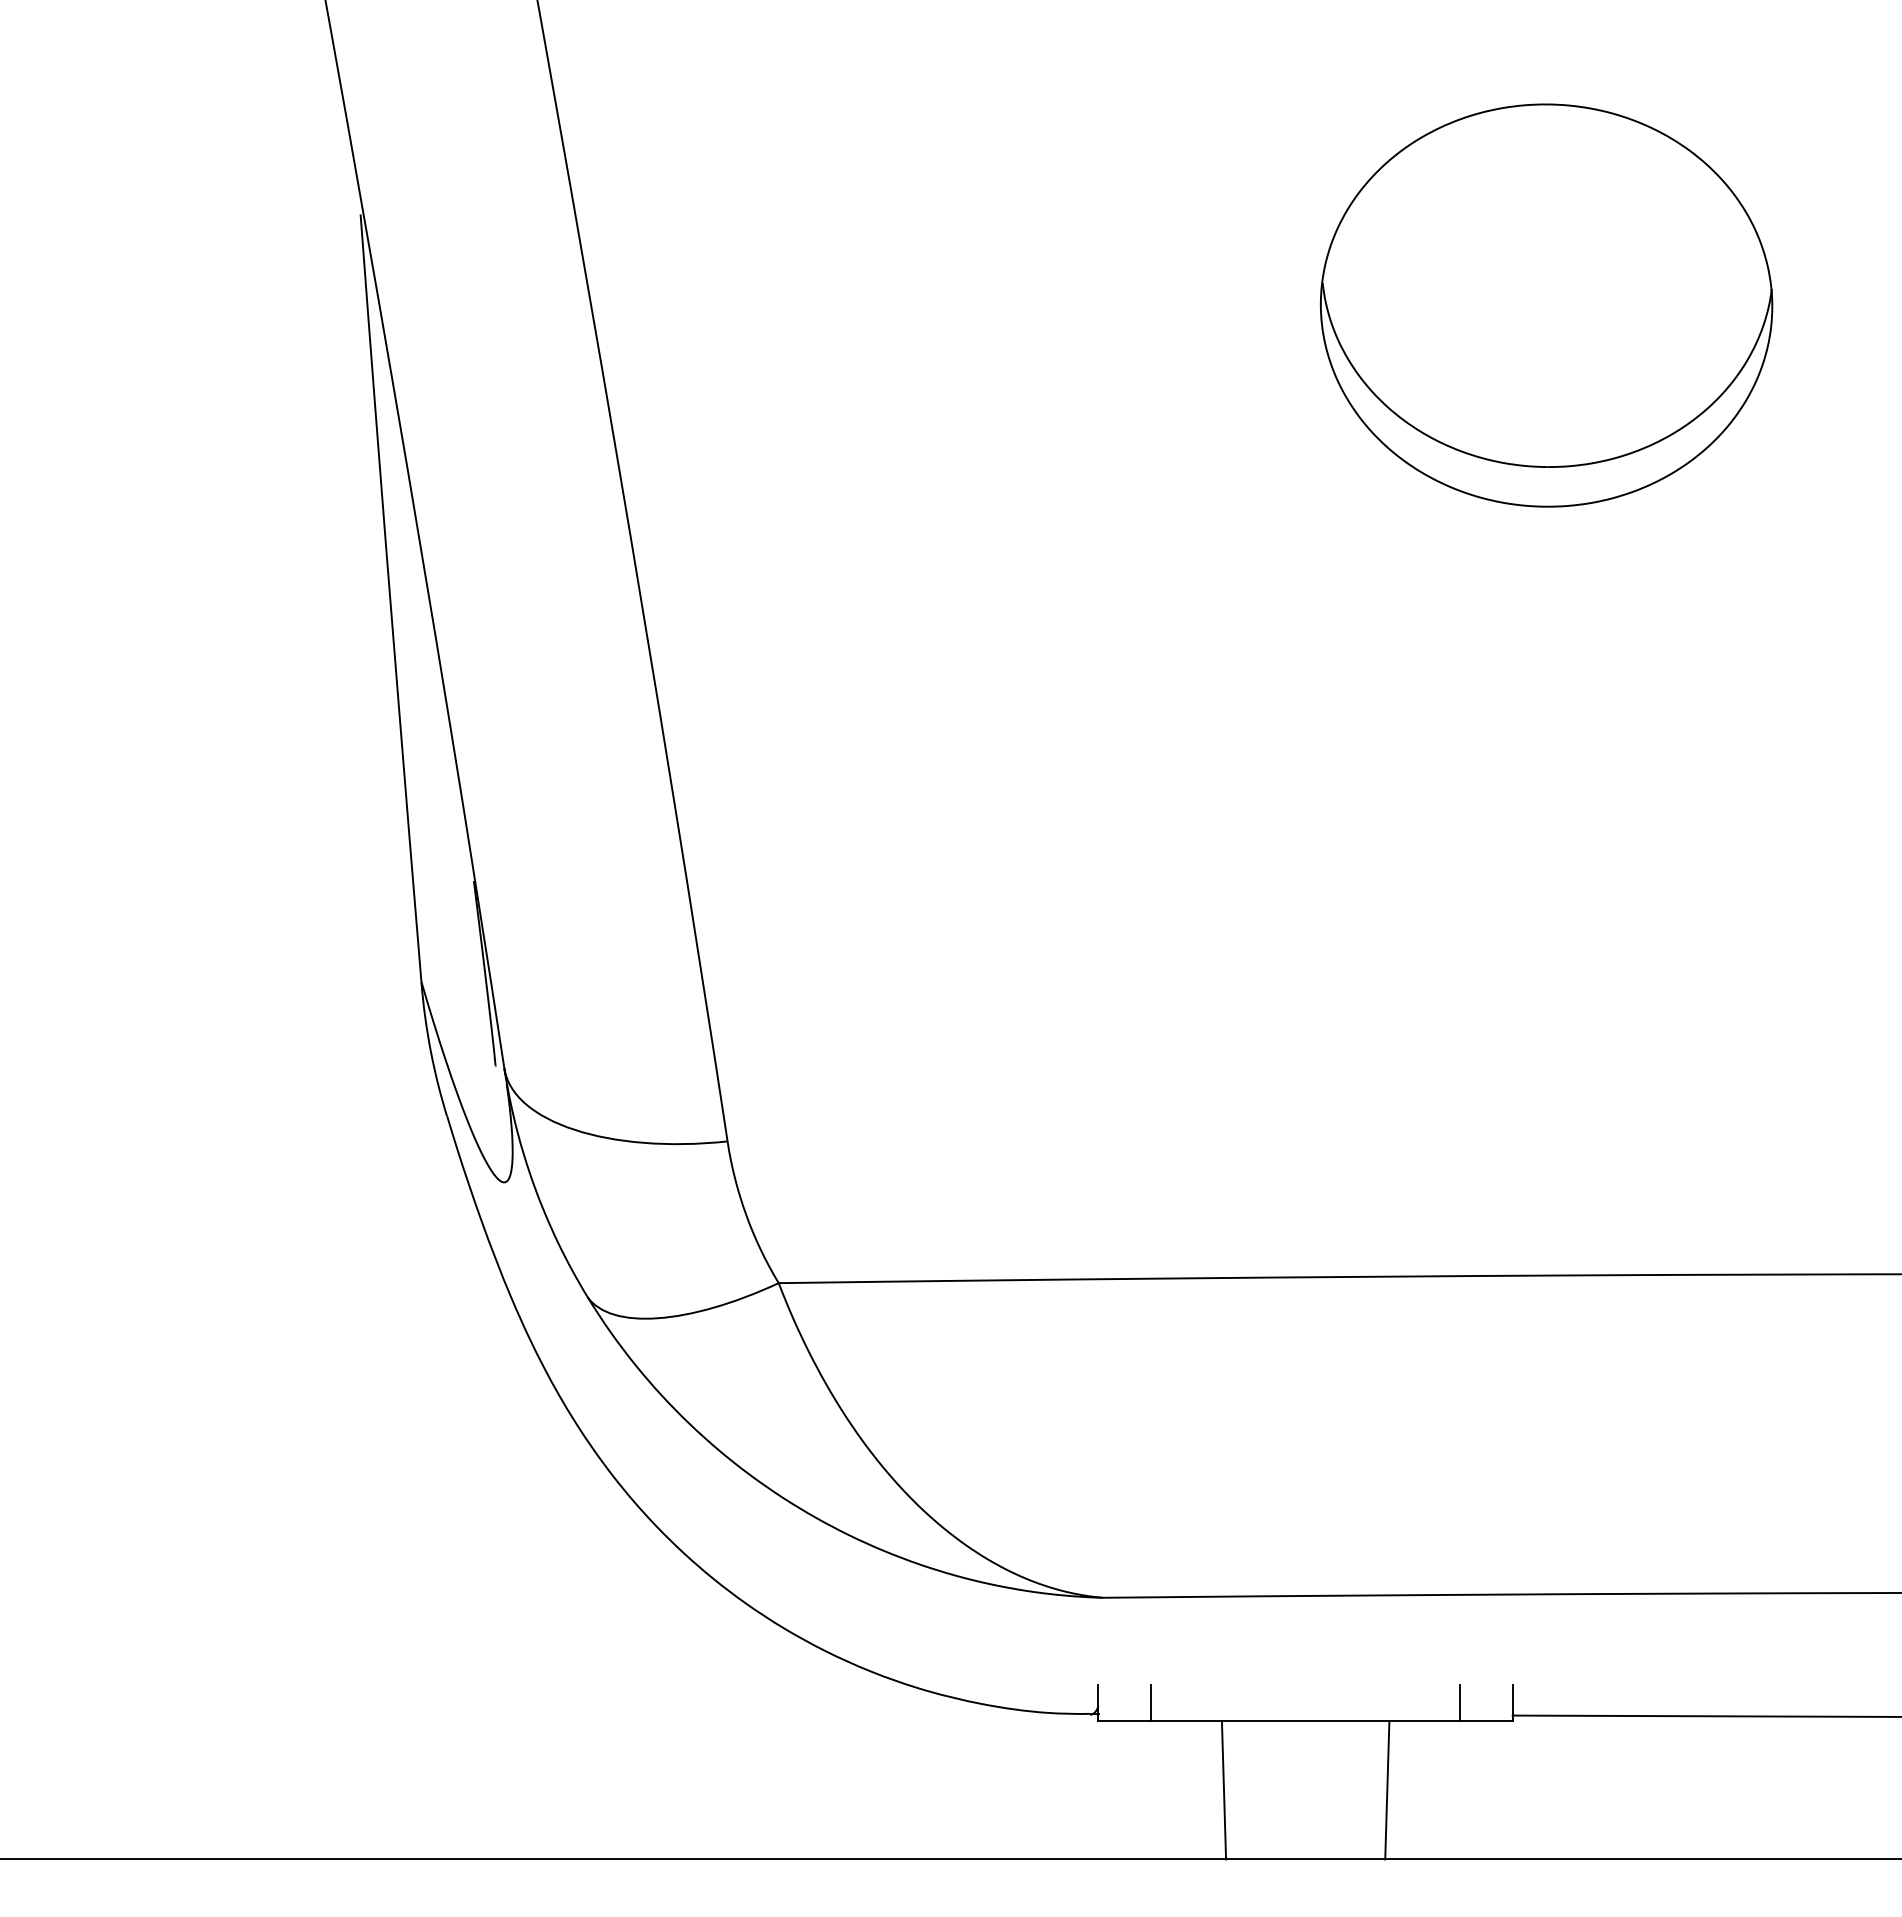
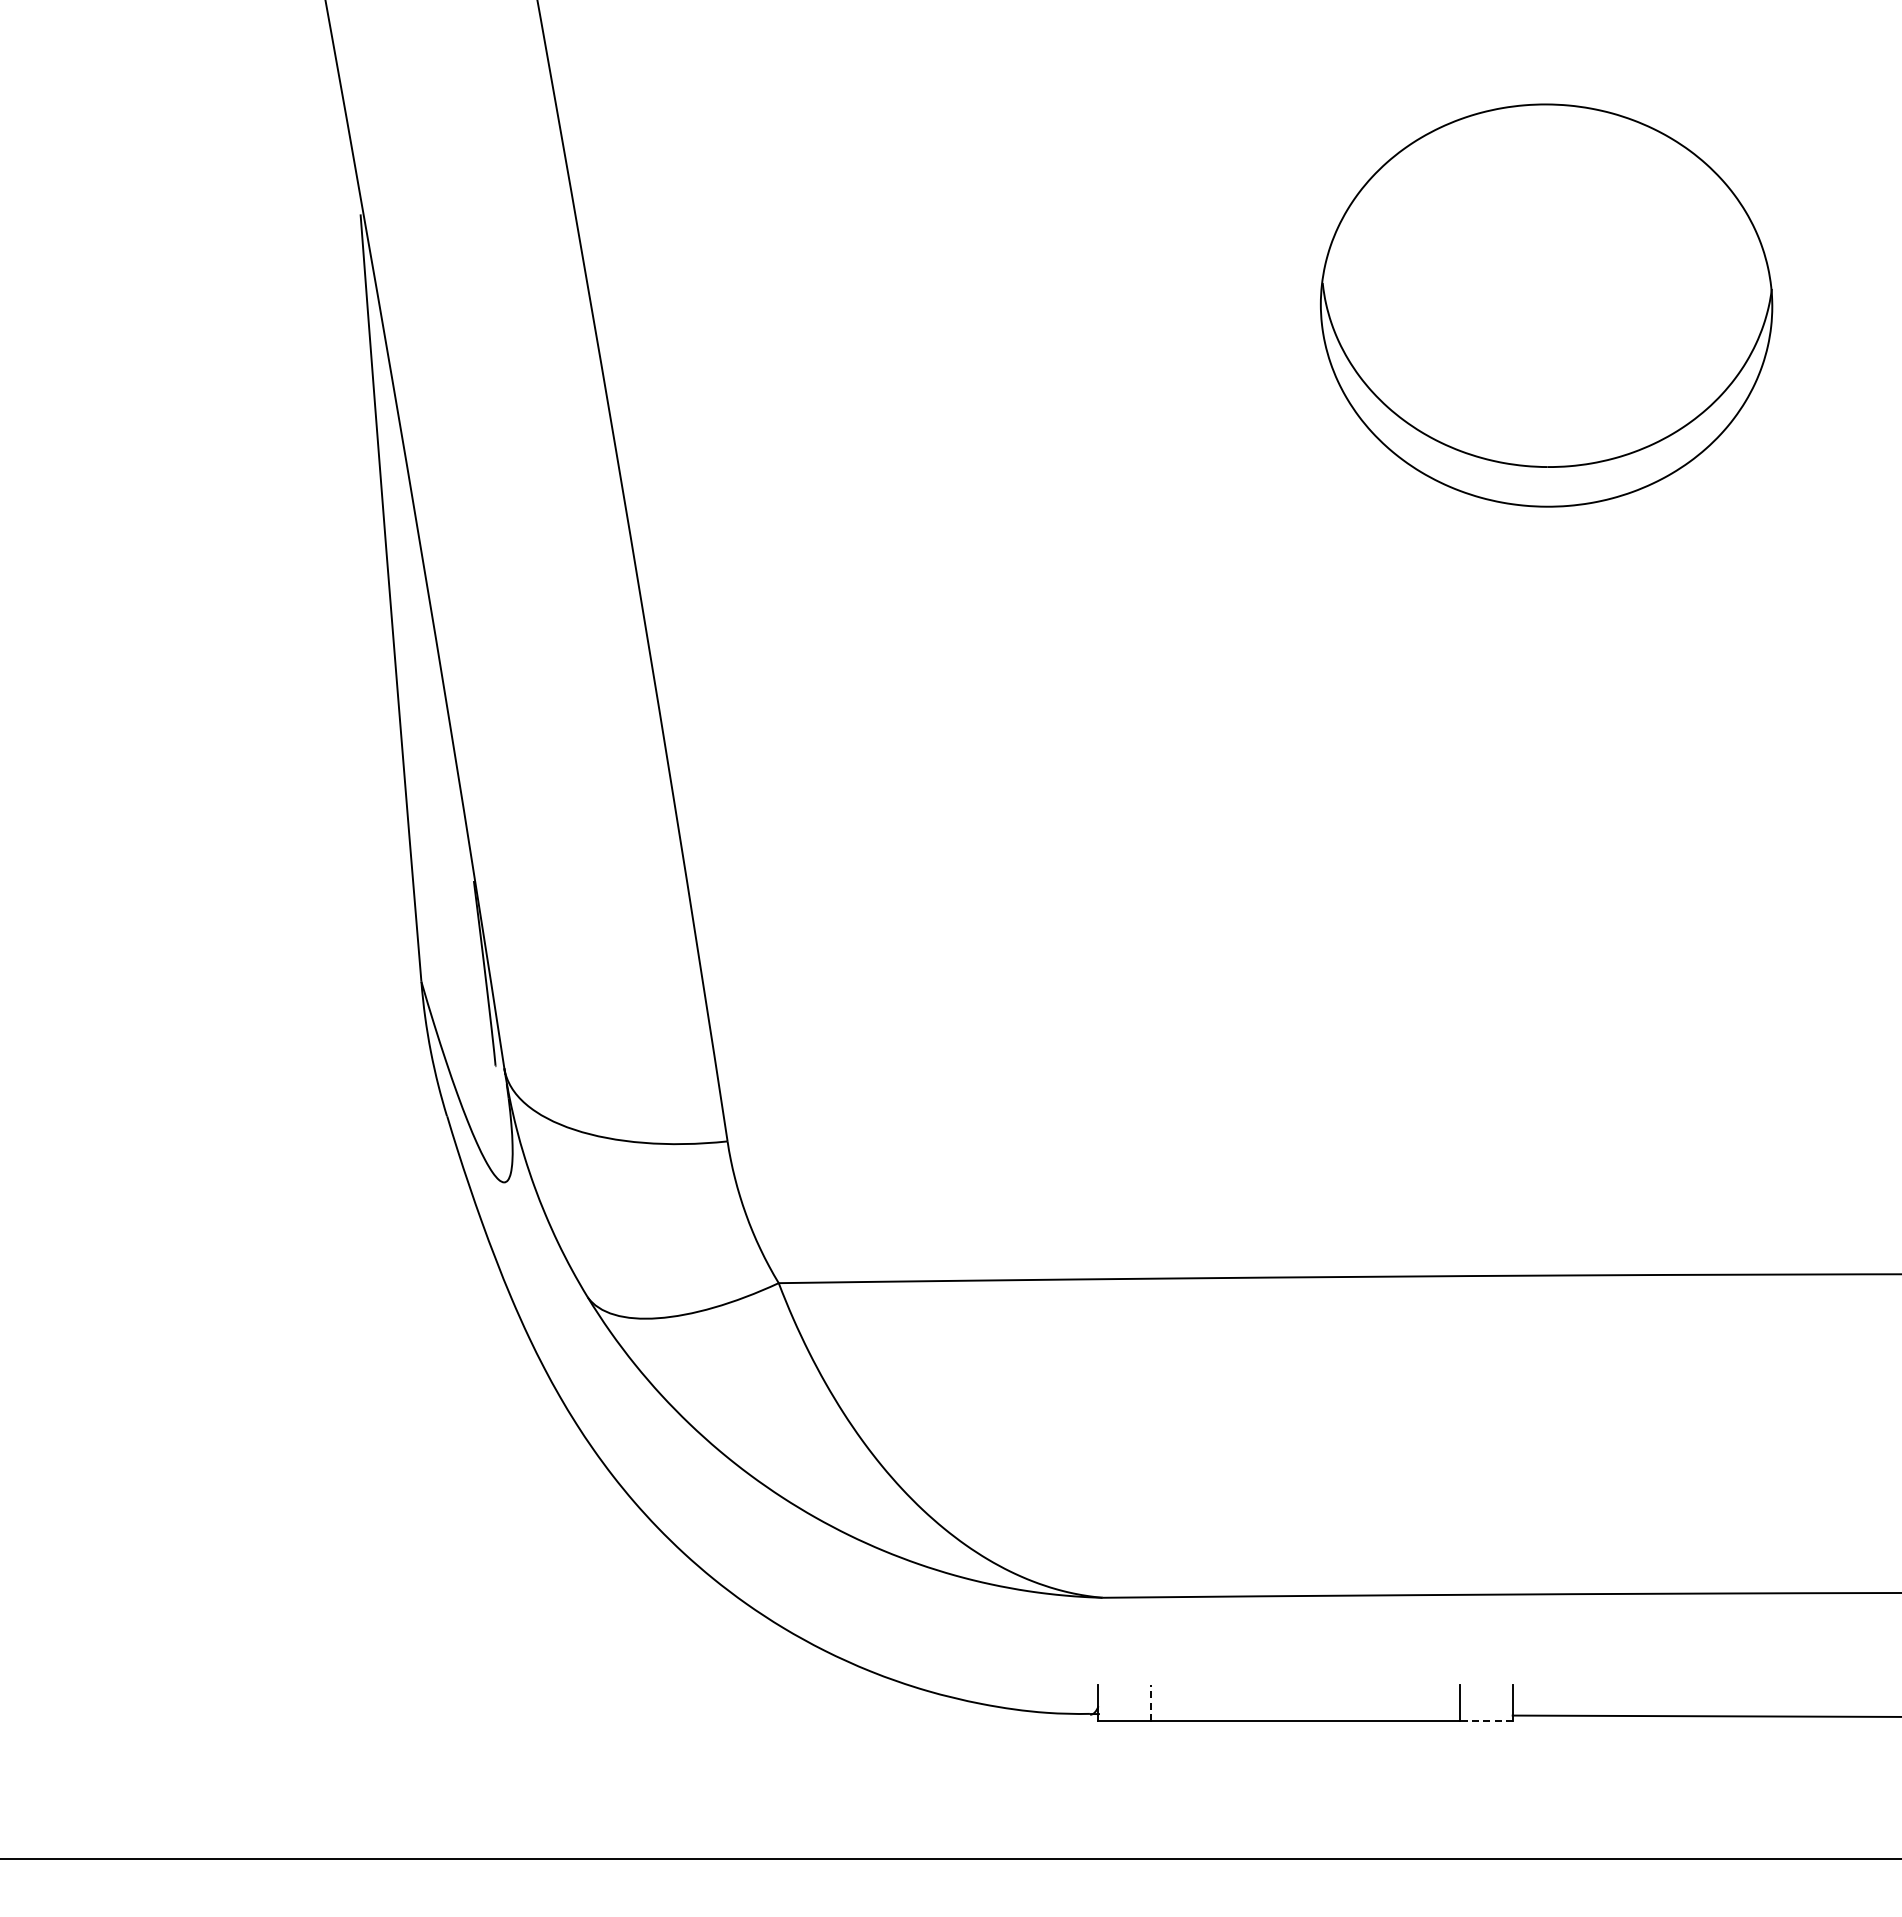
line: solid -> dashed (1150, 1702)
line: solid -> dashed (1486, 1721)
line: present -> none (1223, 1790)
line: present -> none (1387, 1790)
